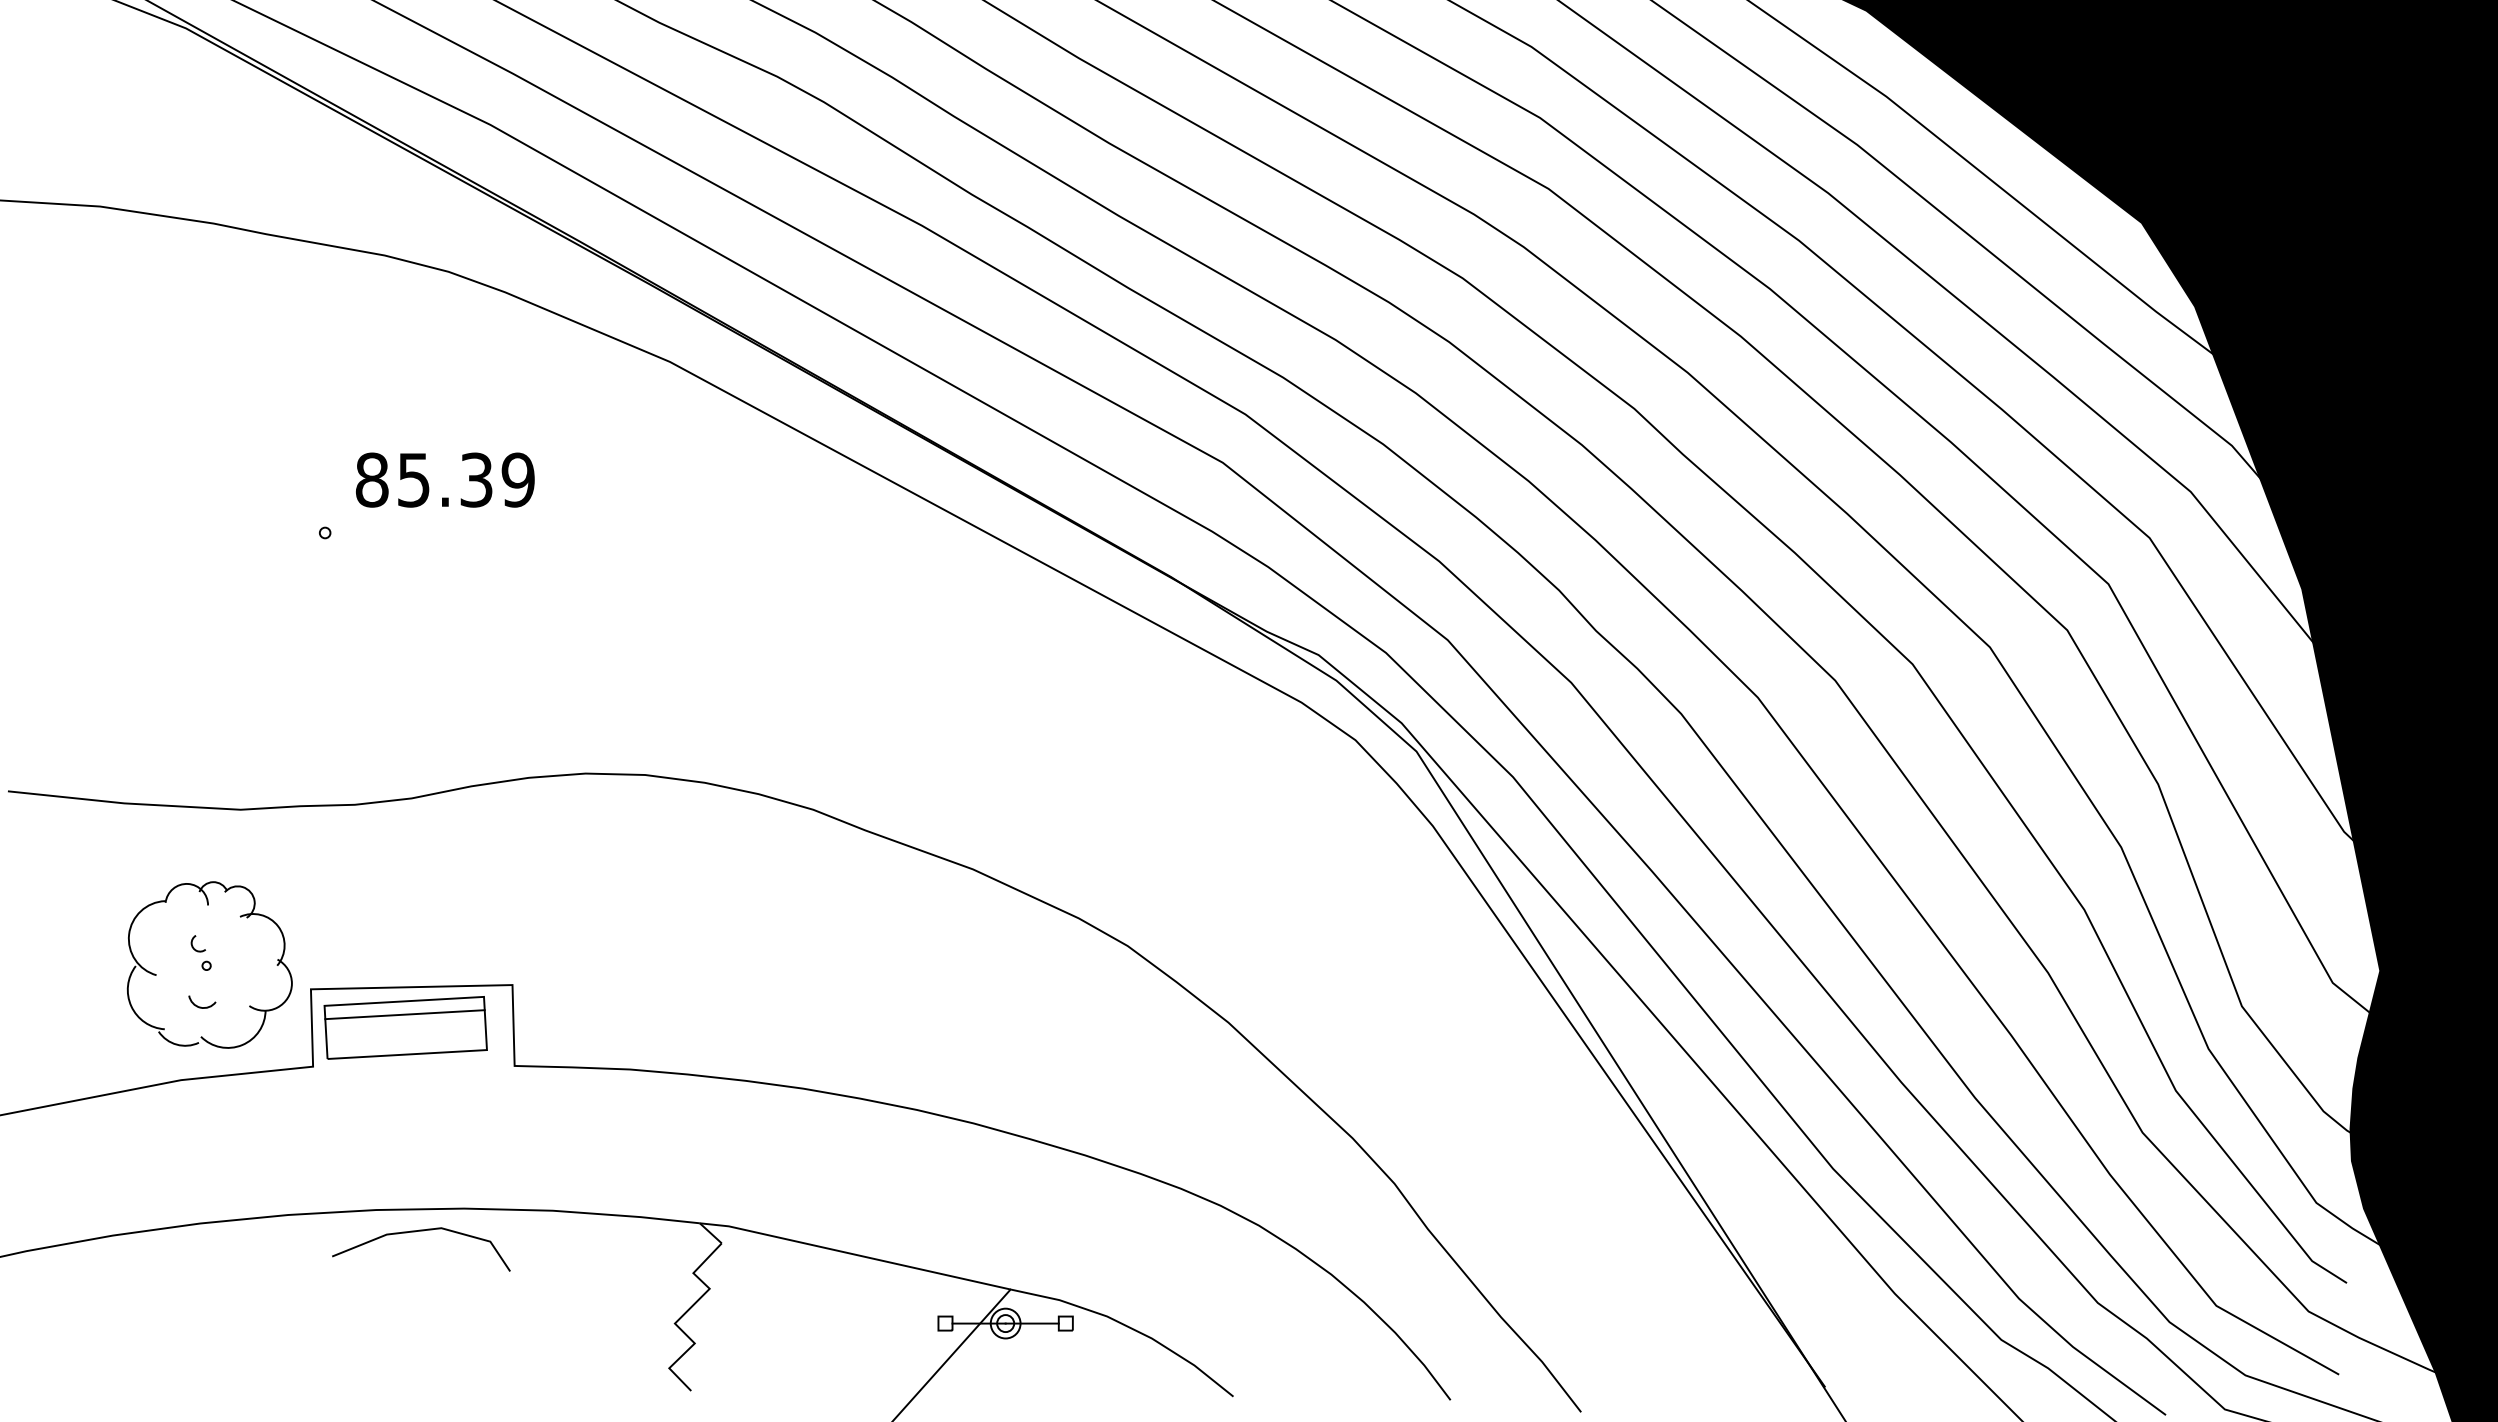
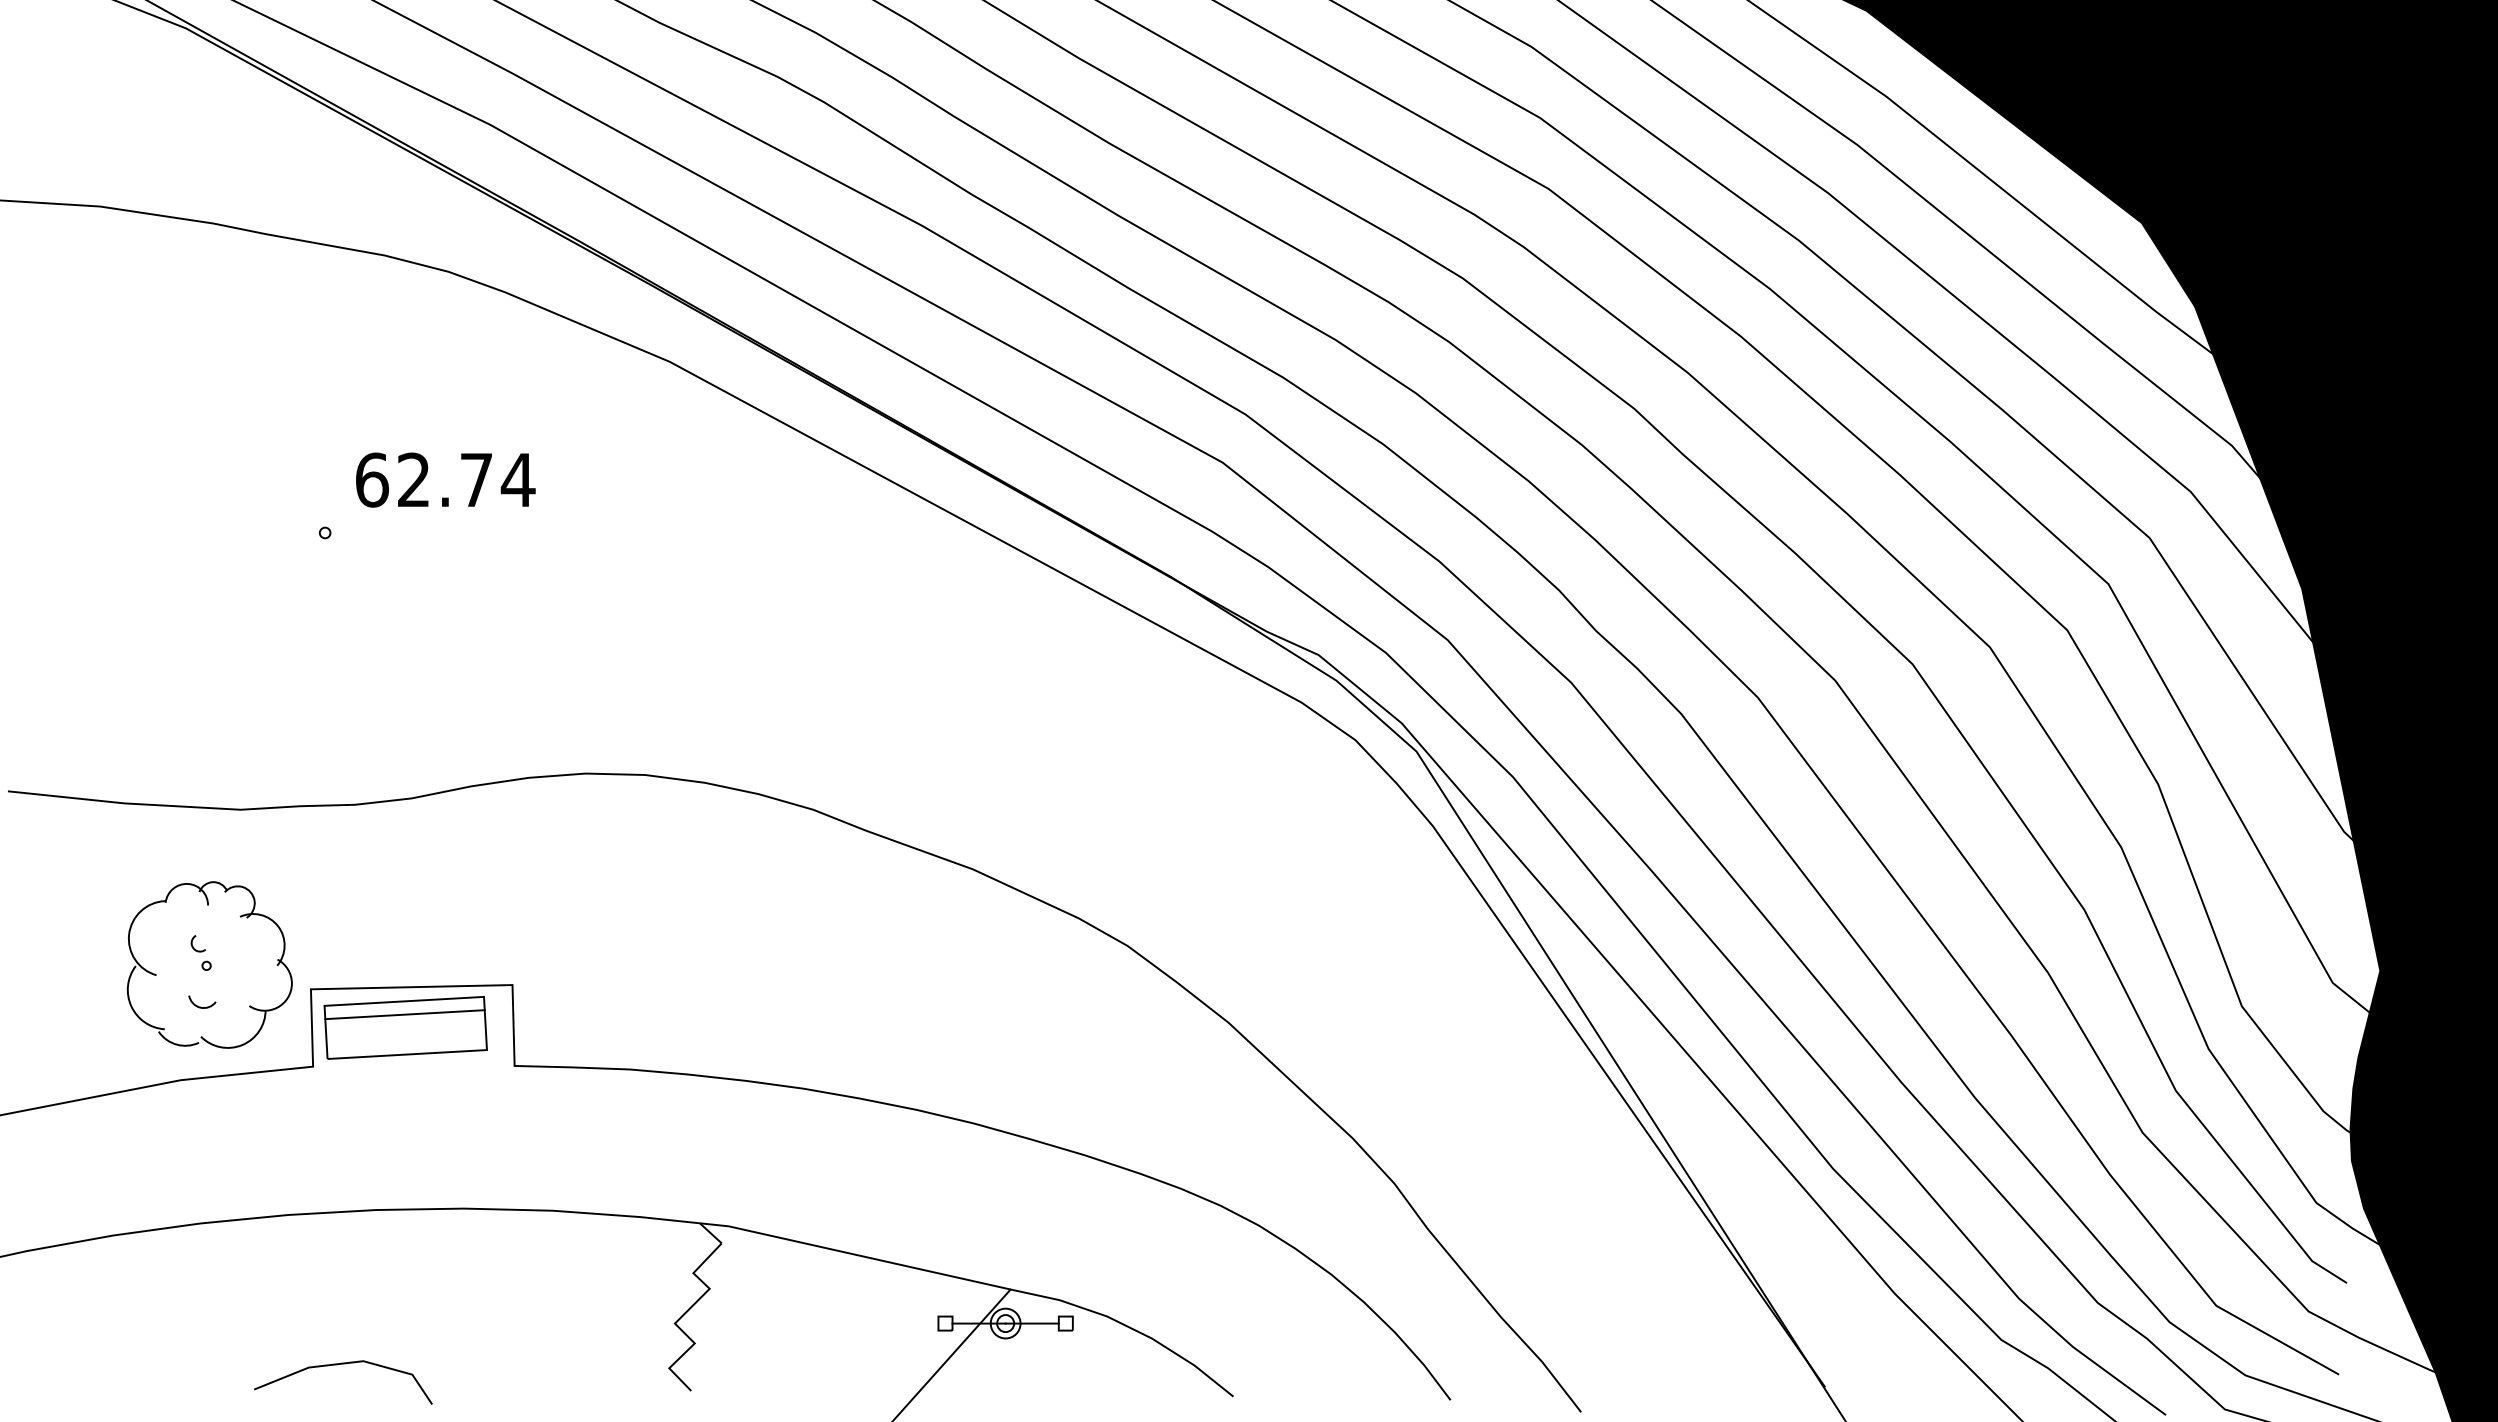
text: 85.39 -> 62.74 (445, 479)
line position: (421, 1231) -> (343, 1364) (343, 1364)
